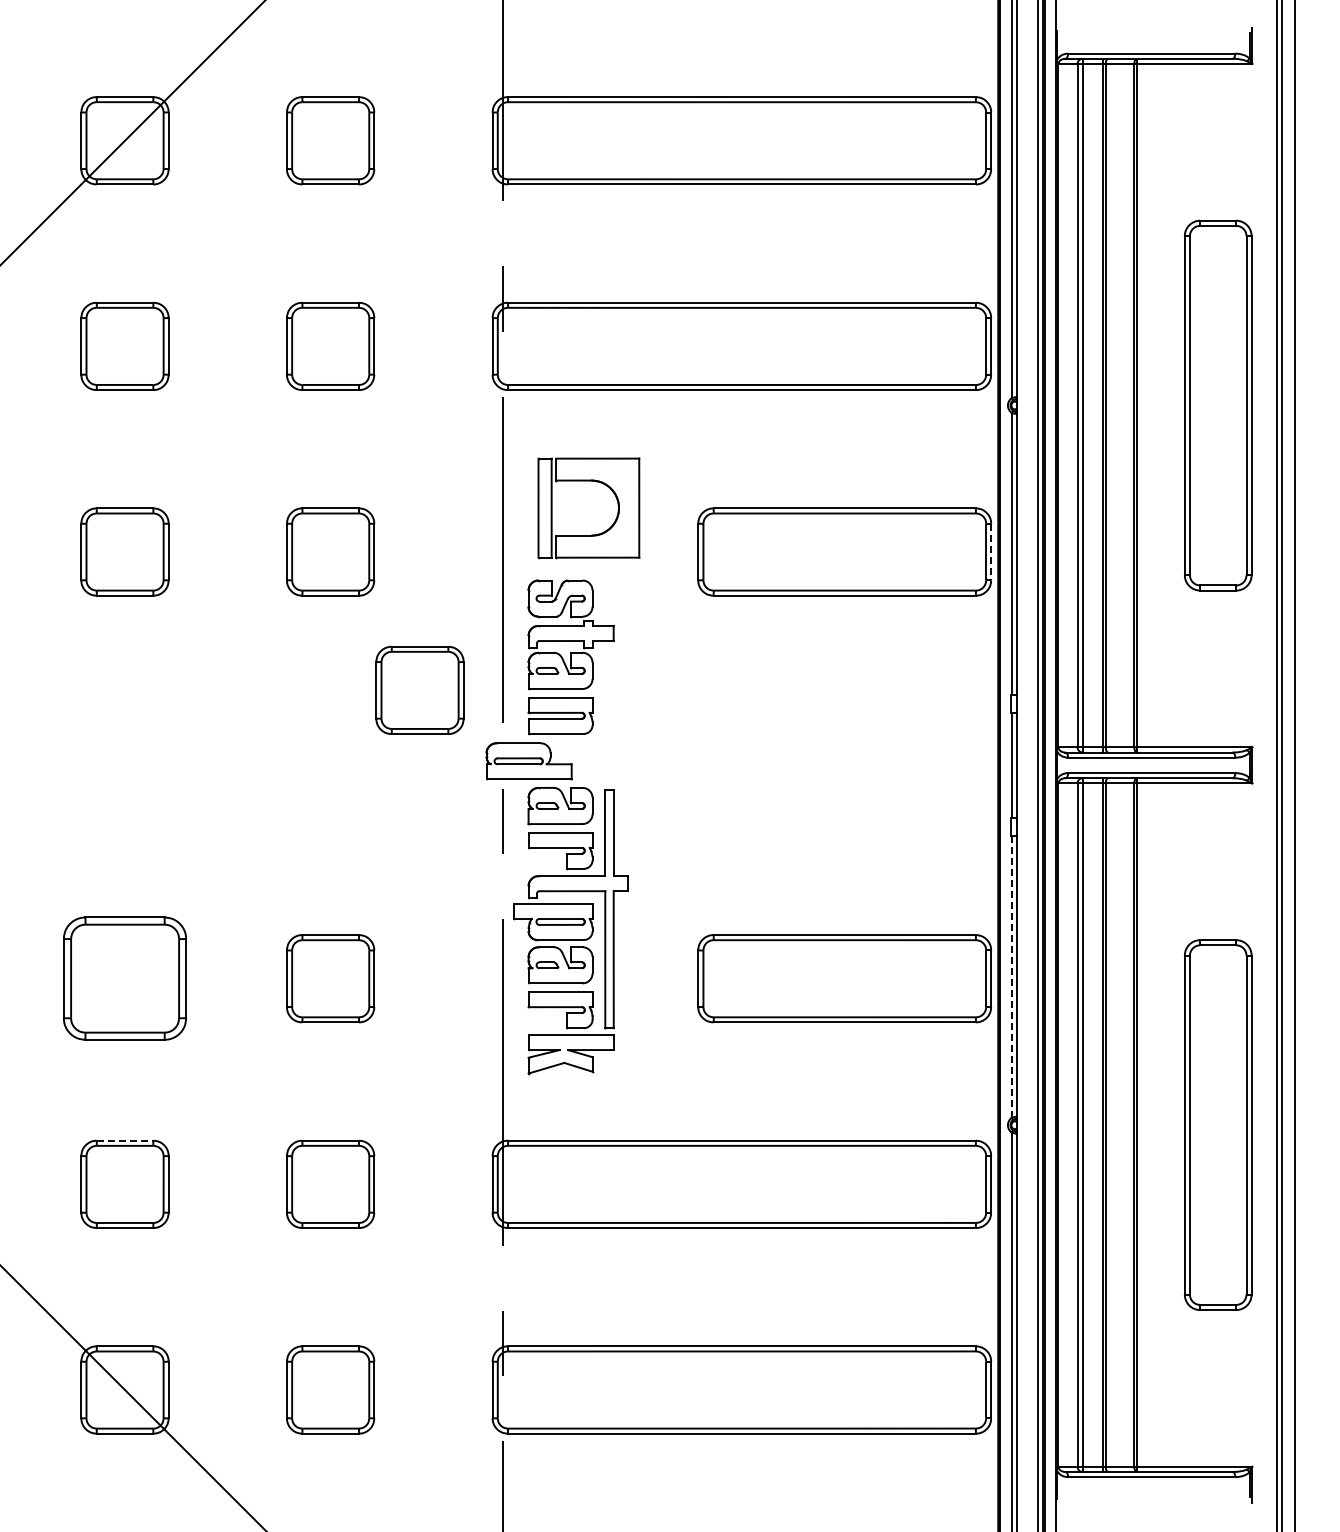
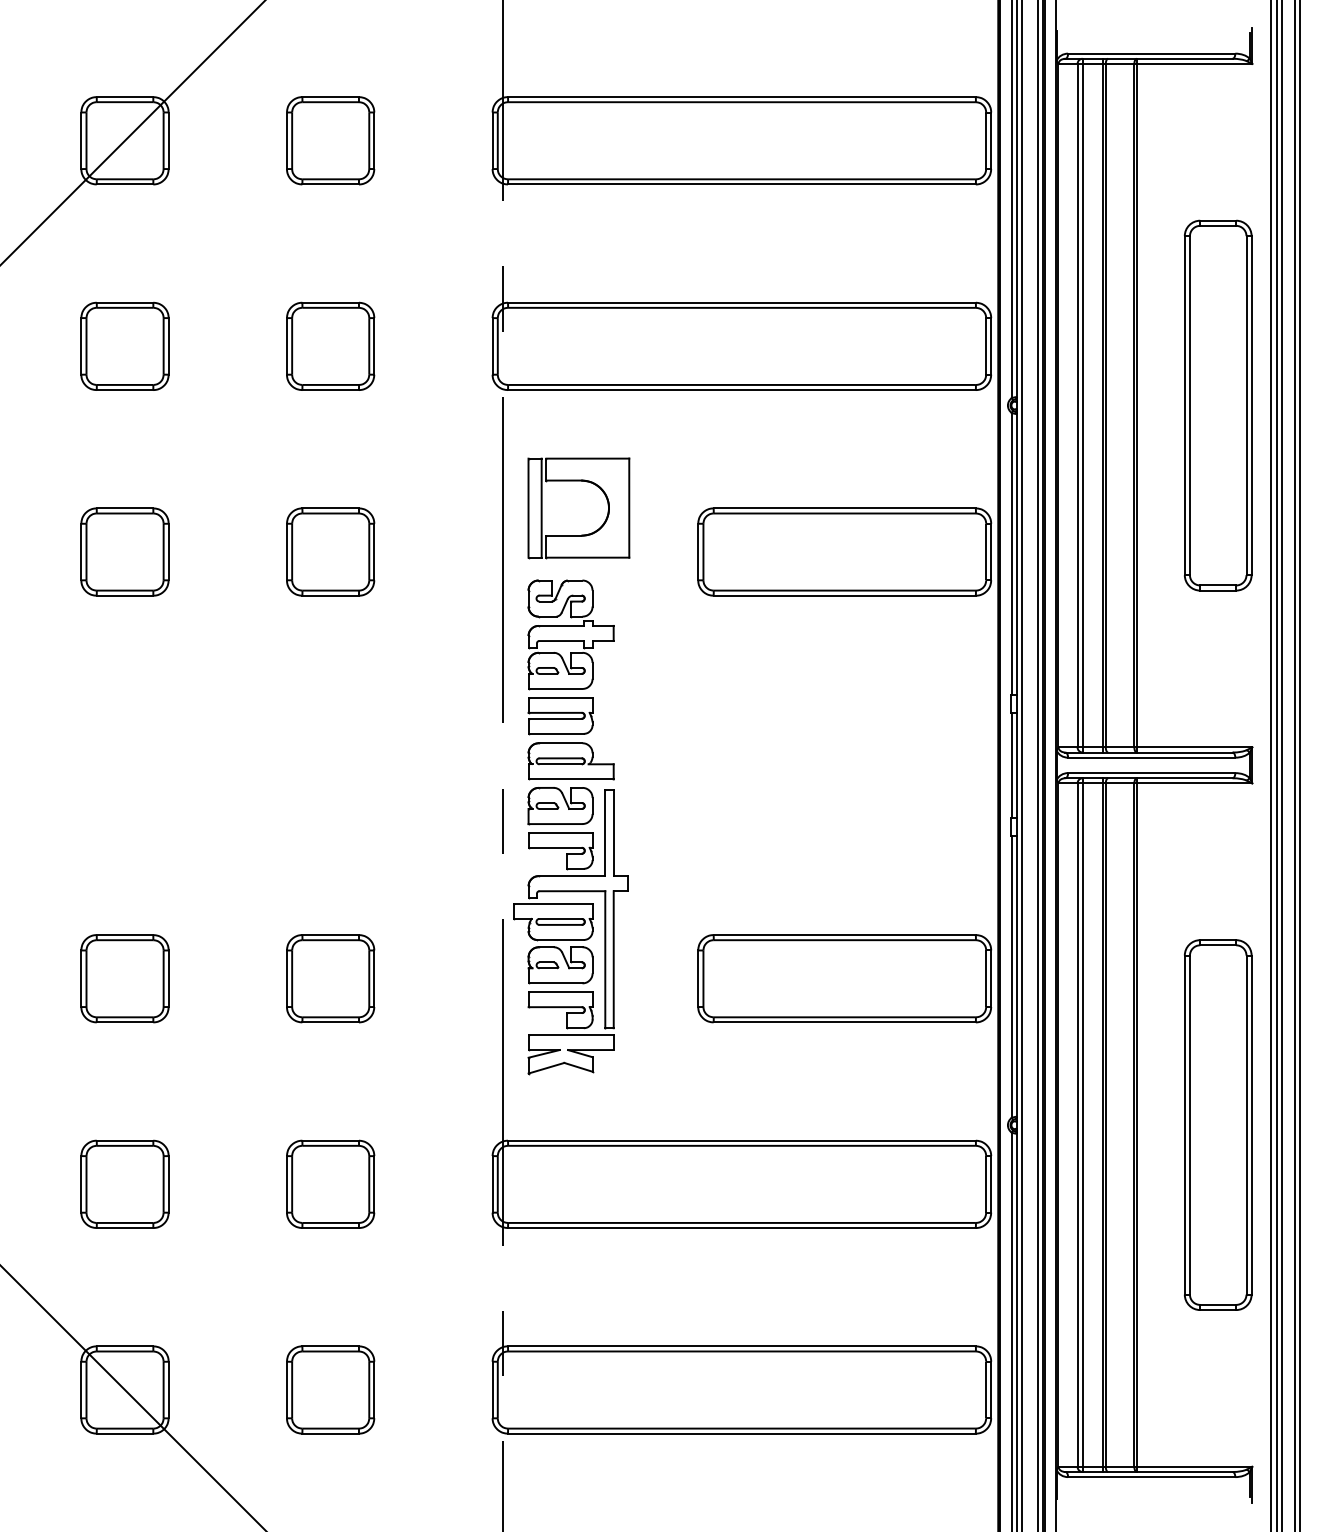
part position: (591, 534) -> (581, 534) (581, 534)
line: dashed -> solid (991, 552)
part: present -> none (419, 689)
part position: (528, 761) -> (570, 761) (570, 761)
line: none -> present (1022, 765)
line: none -> present (1271, 765)
line: none -> present (1299, 765)
line: dashed -> solid (1011, 976)
part size: 125x125 px -> 90x90 px (124, 978)
line: dashed -> solid (125, 1140)
